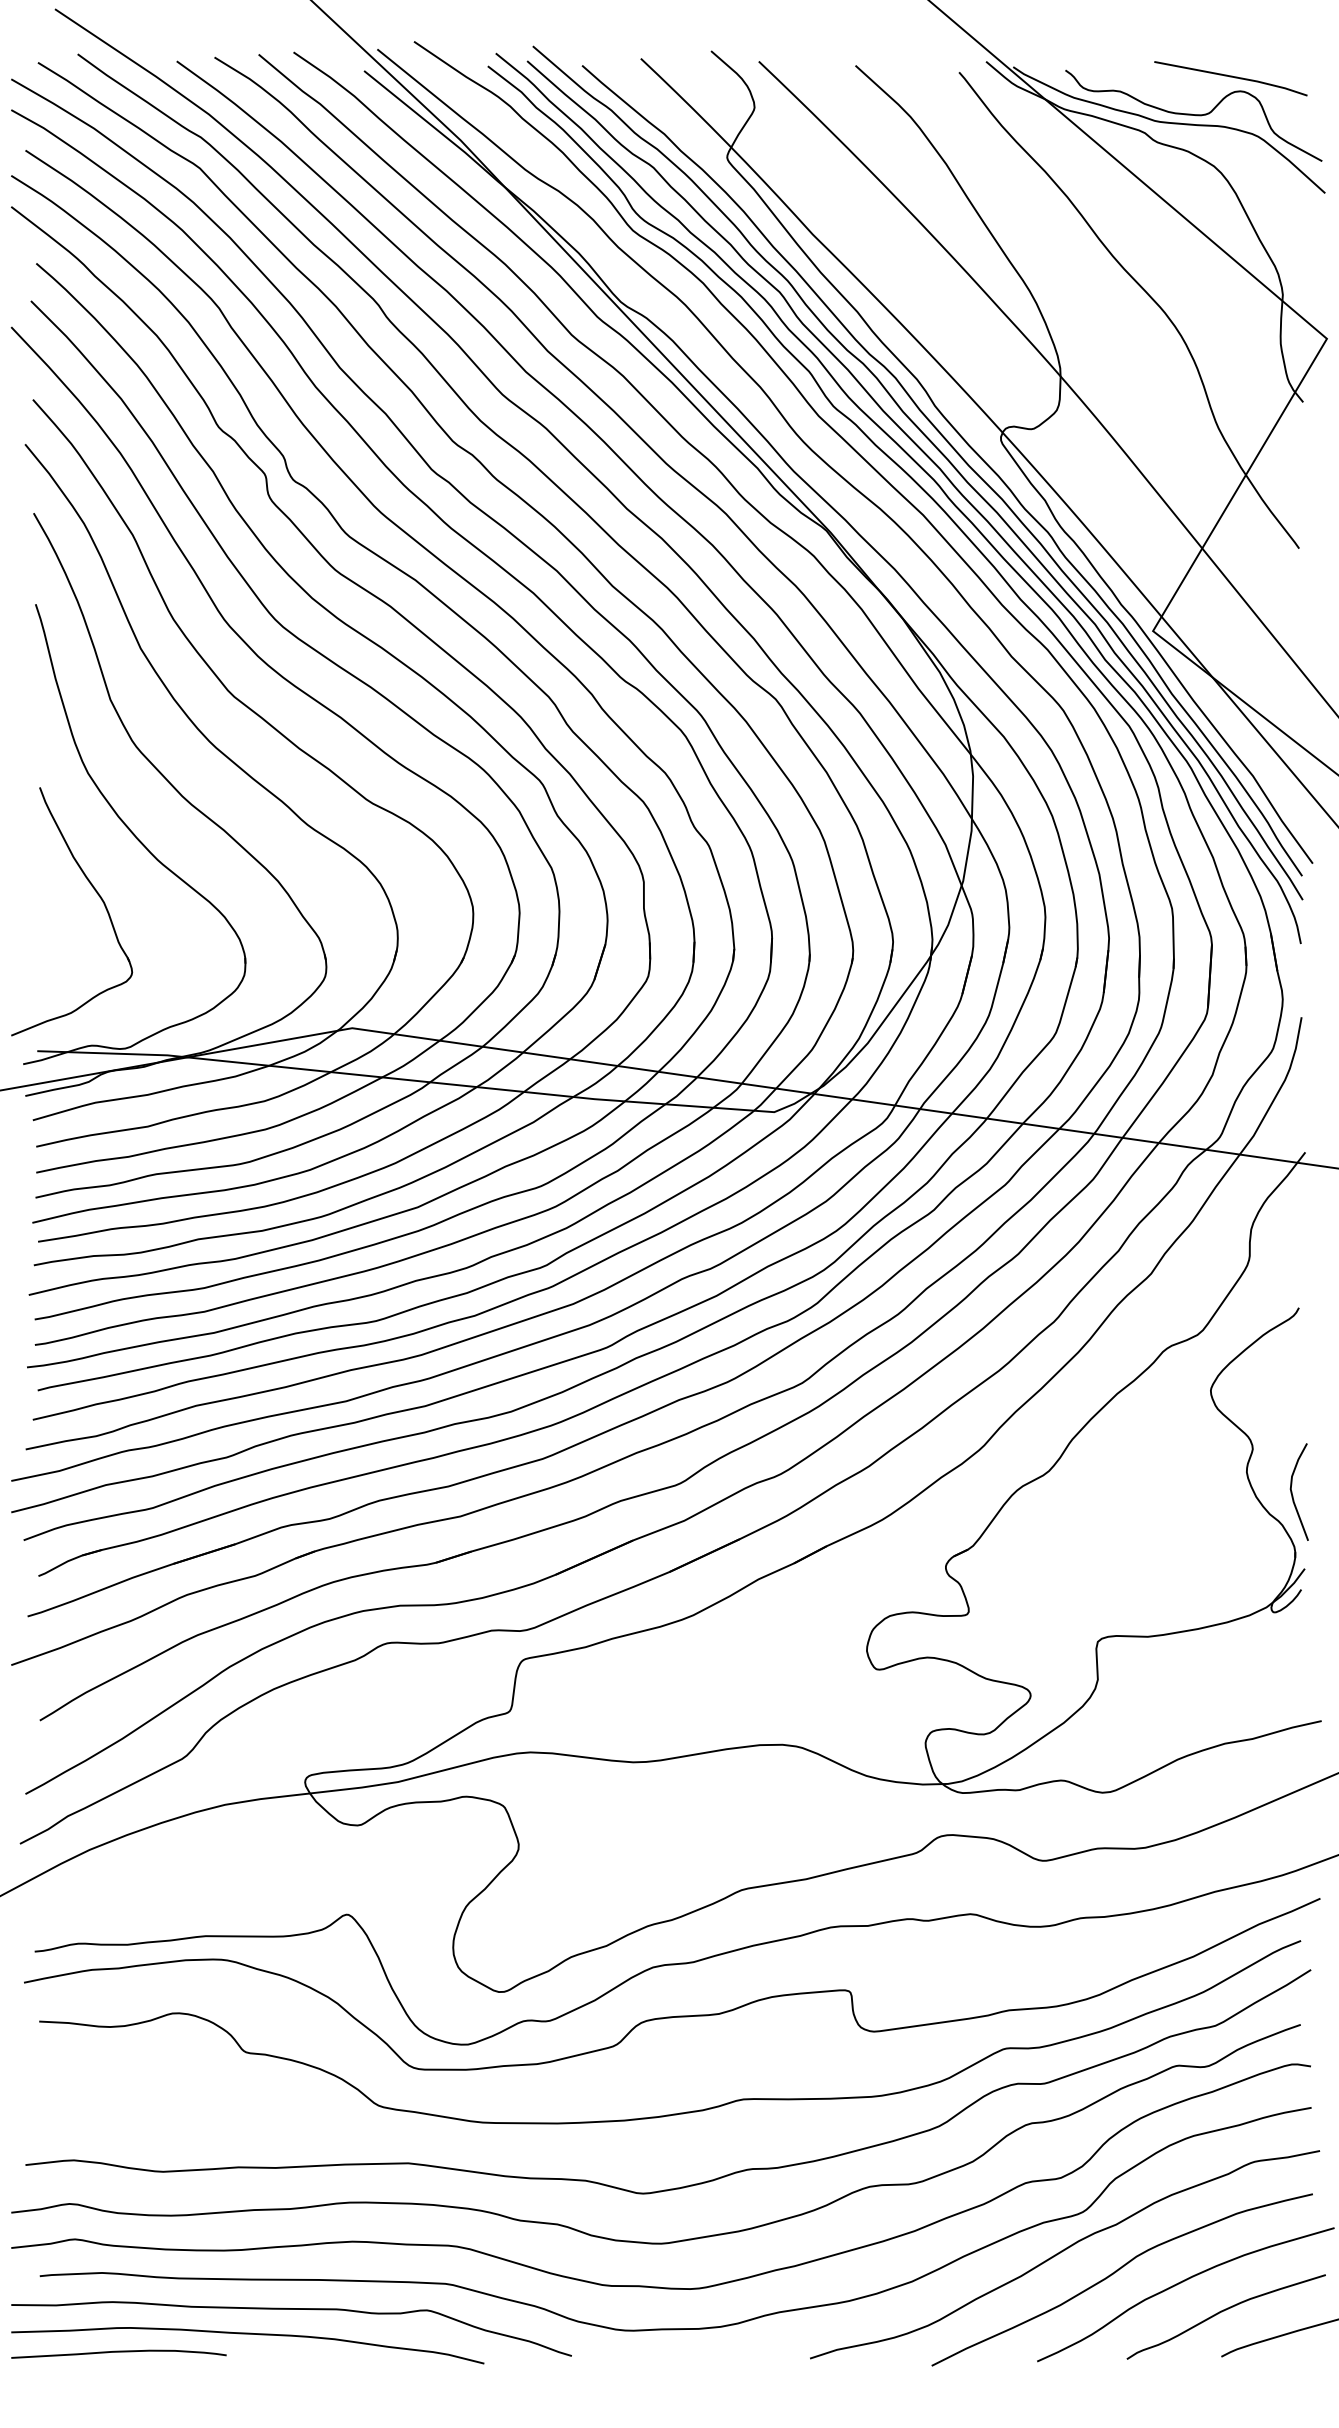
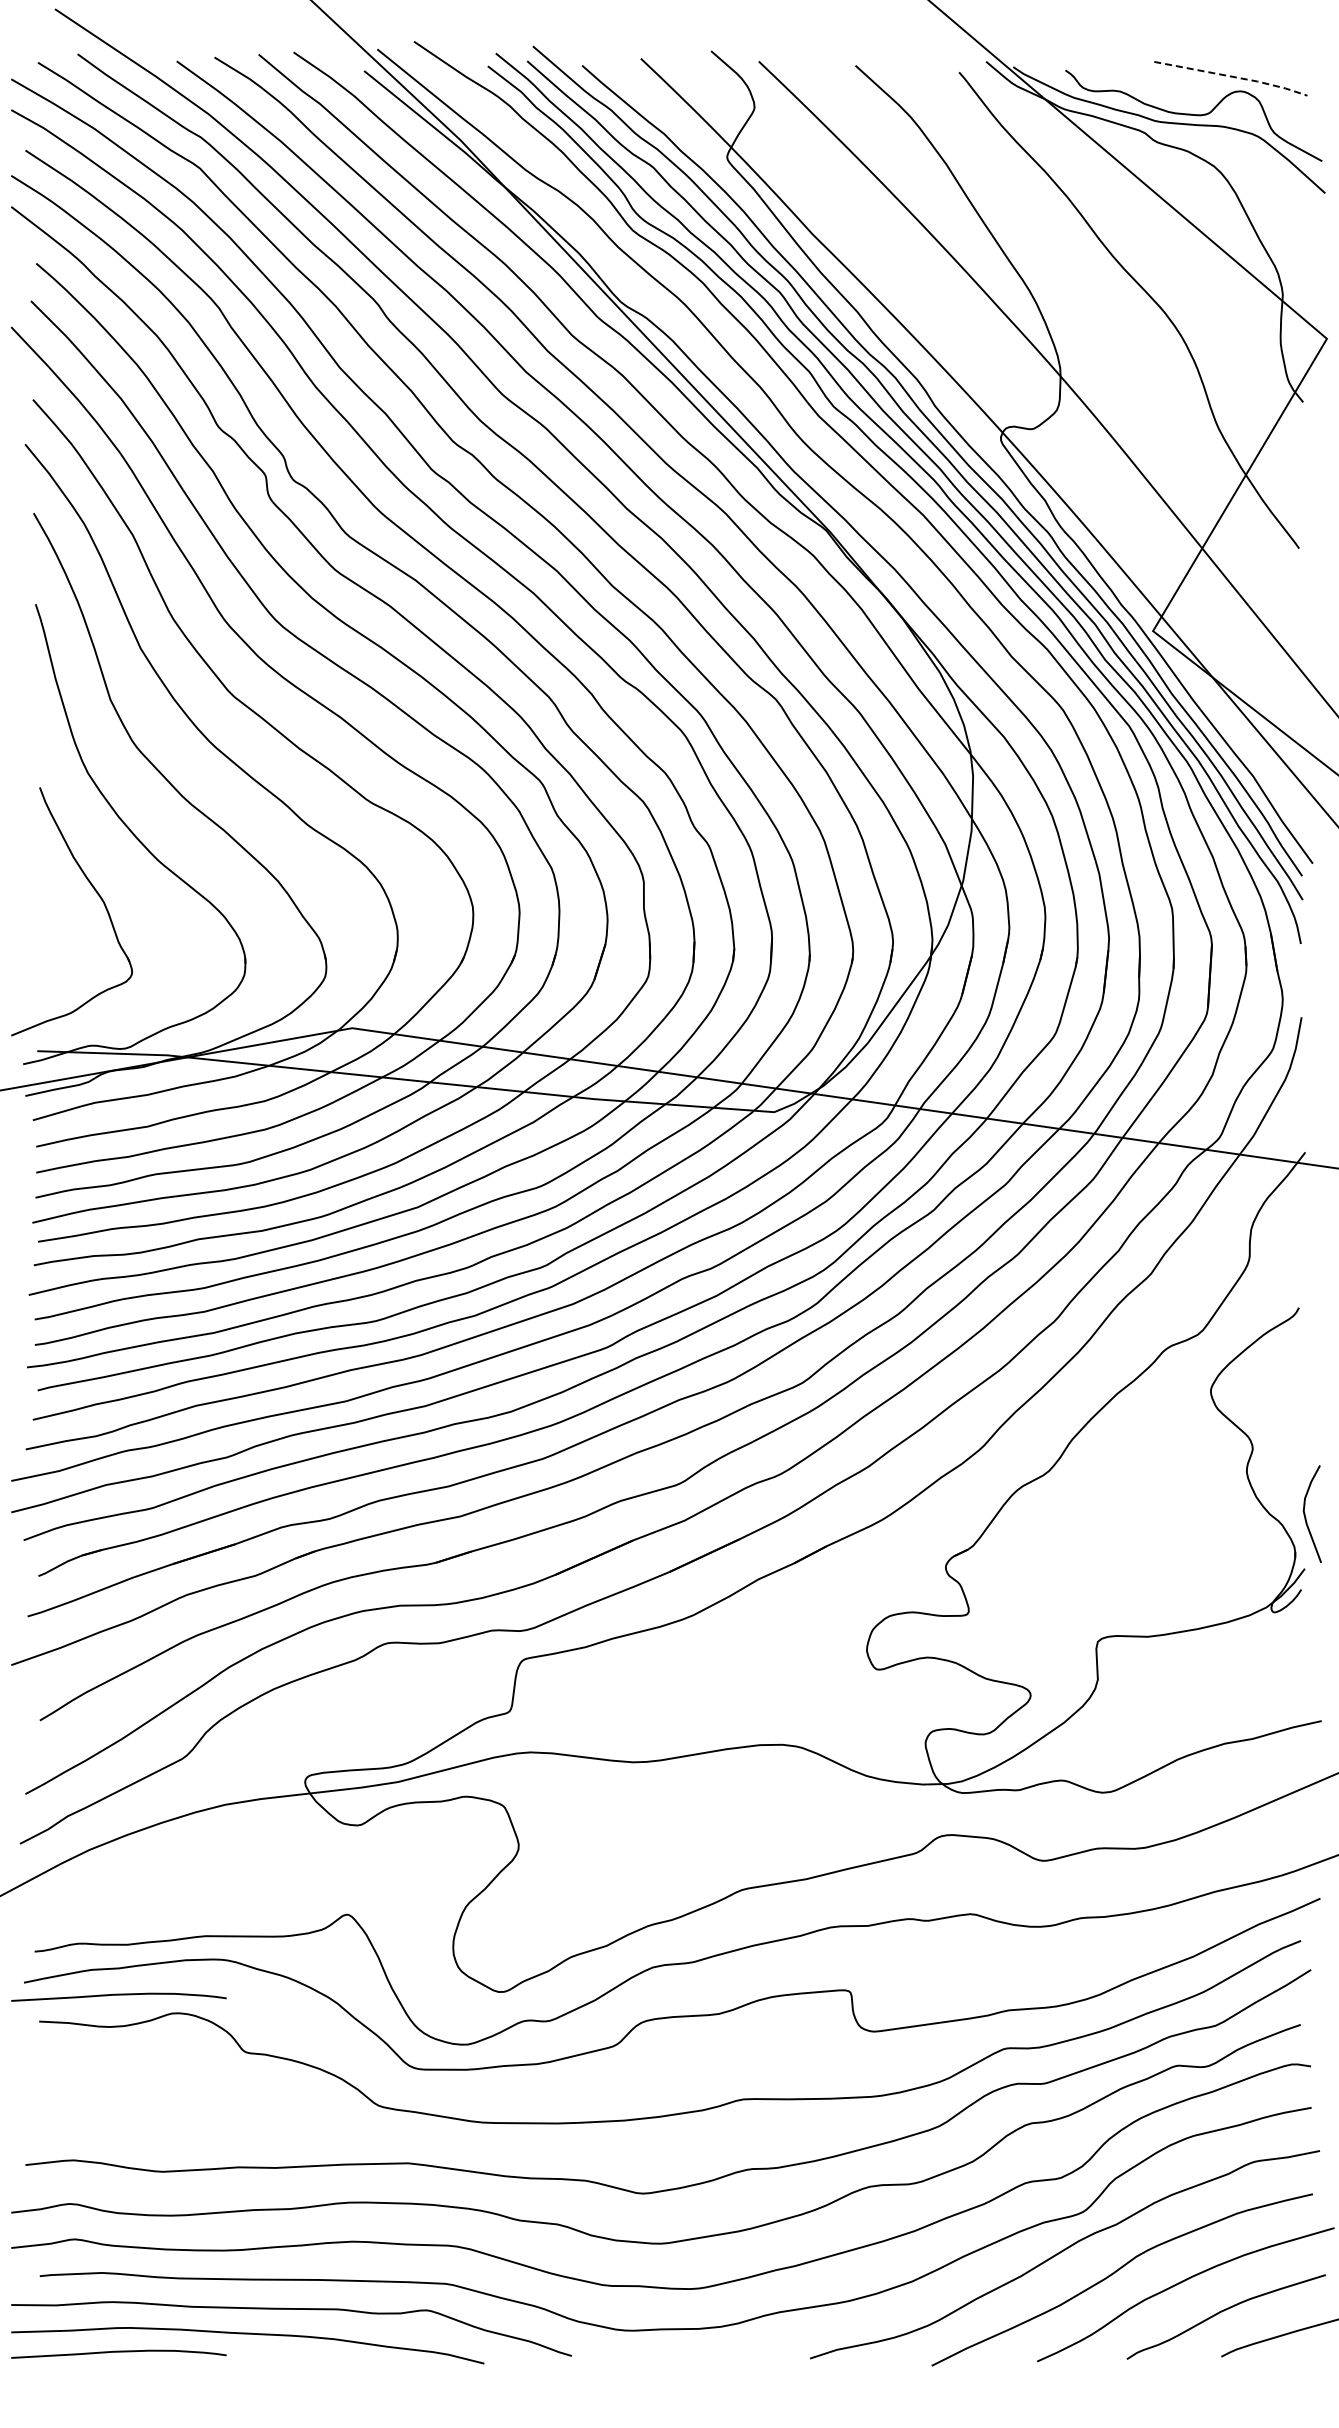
line: solid -> dashed (1232, 76)
curve position: (1292, 1491) -> (1305, 1513) (1305, 1513)
curve: none -> present (118, 1995)
